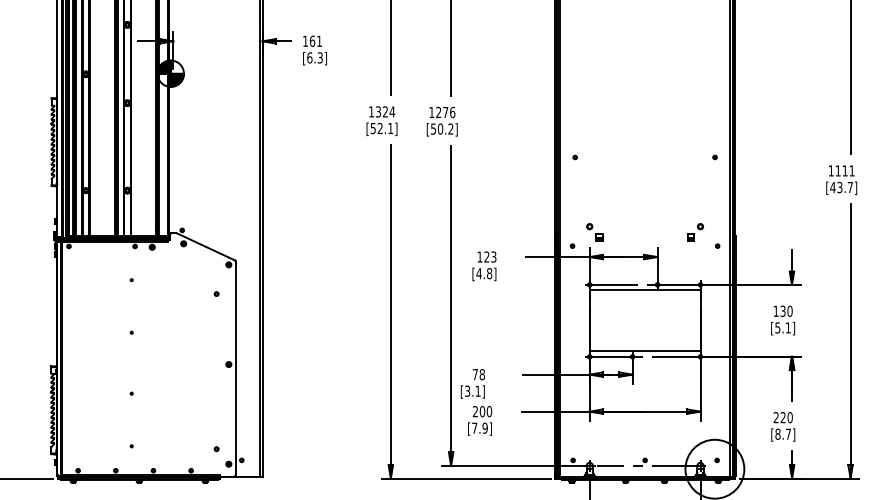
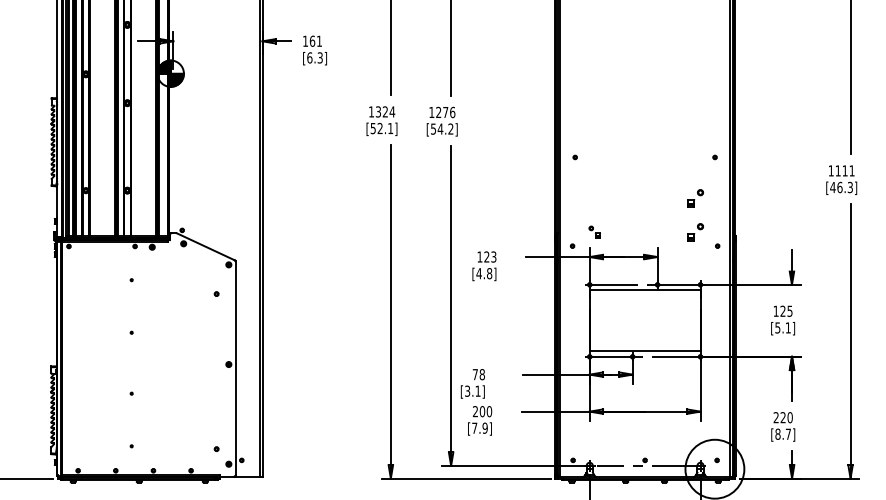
text: [50.2] -> [54.2] (440, 128)
text: [43.7] -> [46.3] (844, 187)
part: none -> present (695, 198)
part size: 18x19 px -> 13x14 px (594, 231)
text: 130 -> 125 (786, 310)
